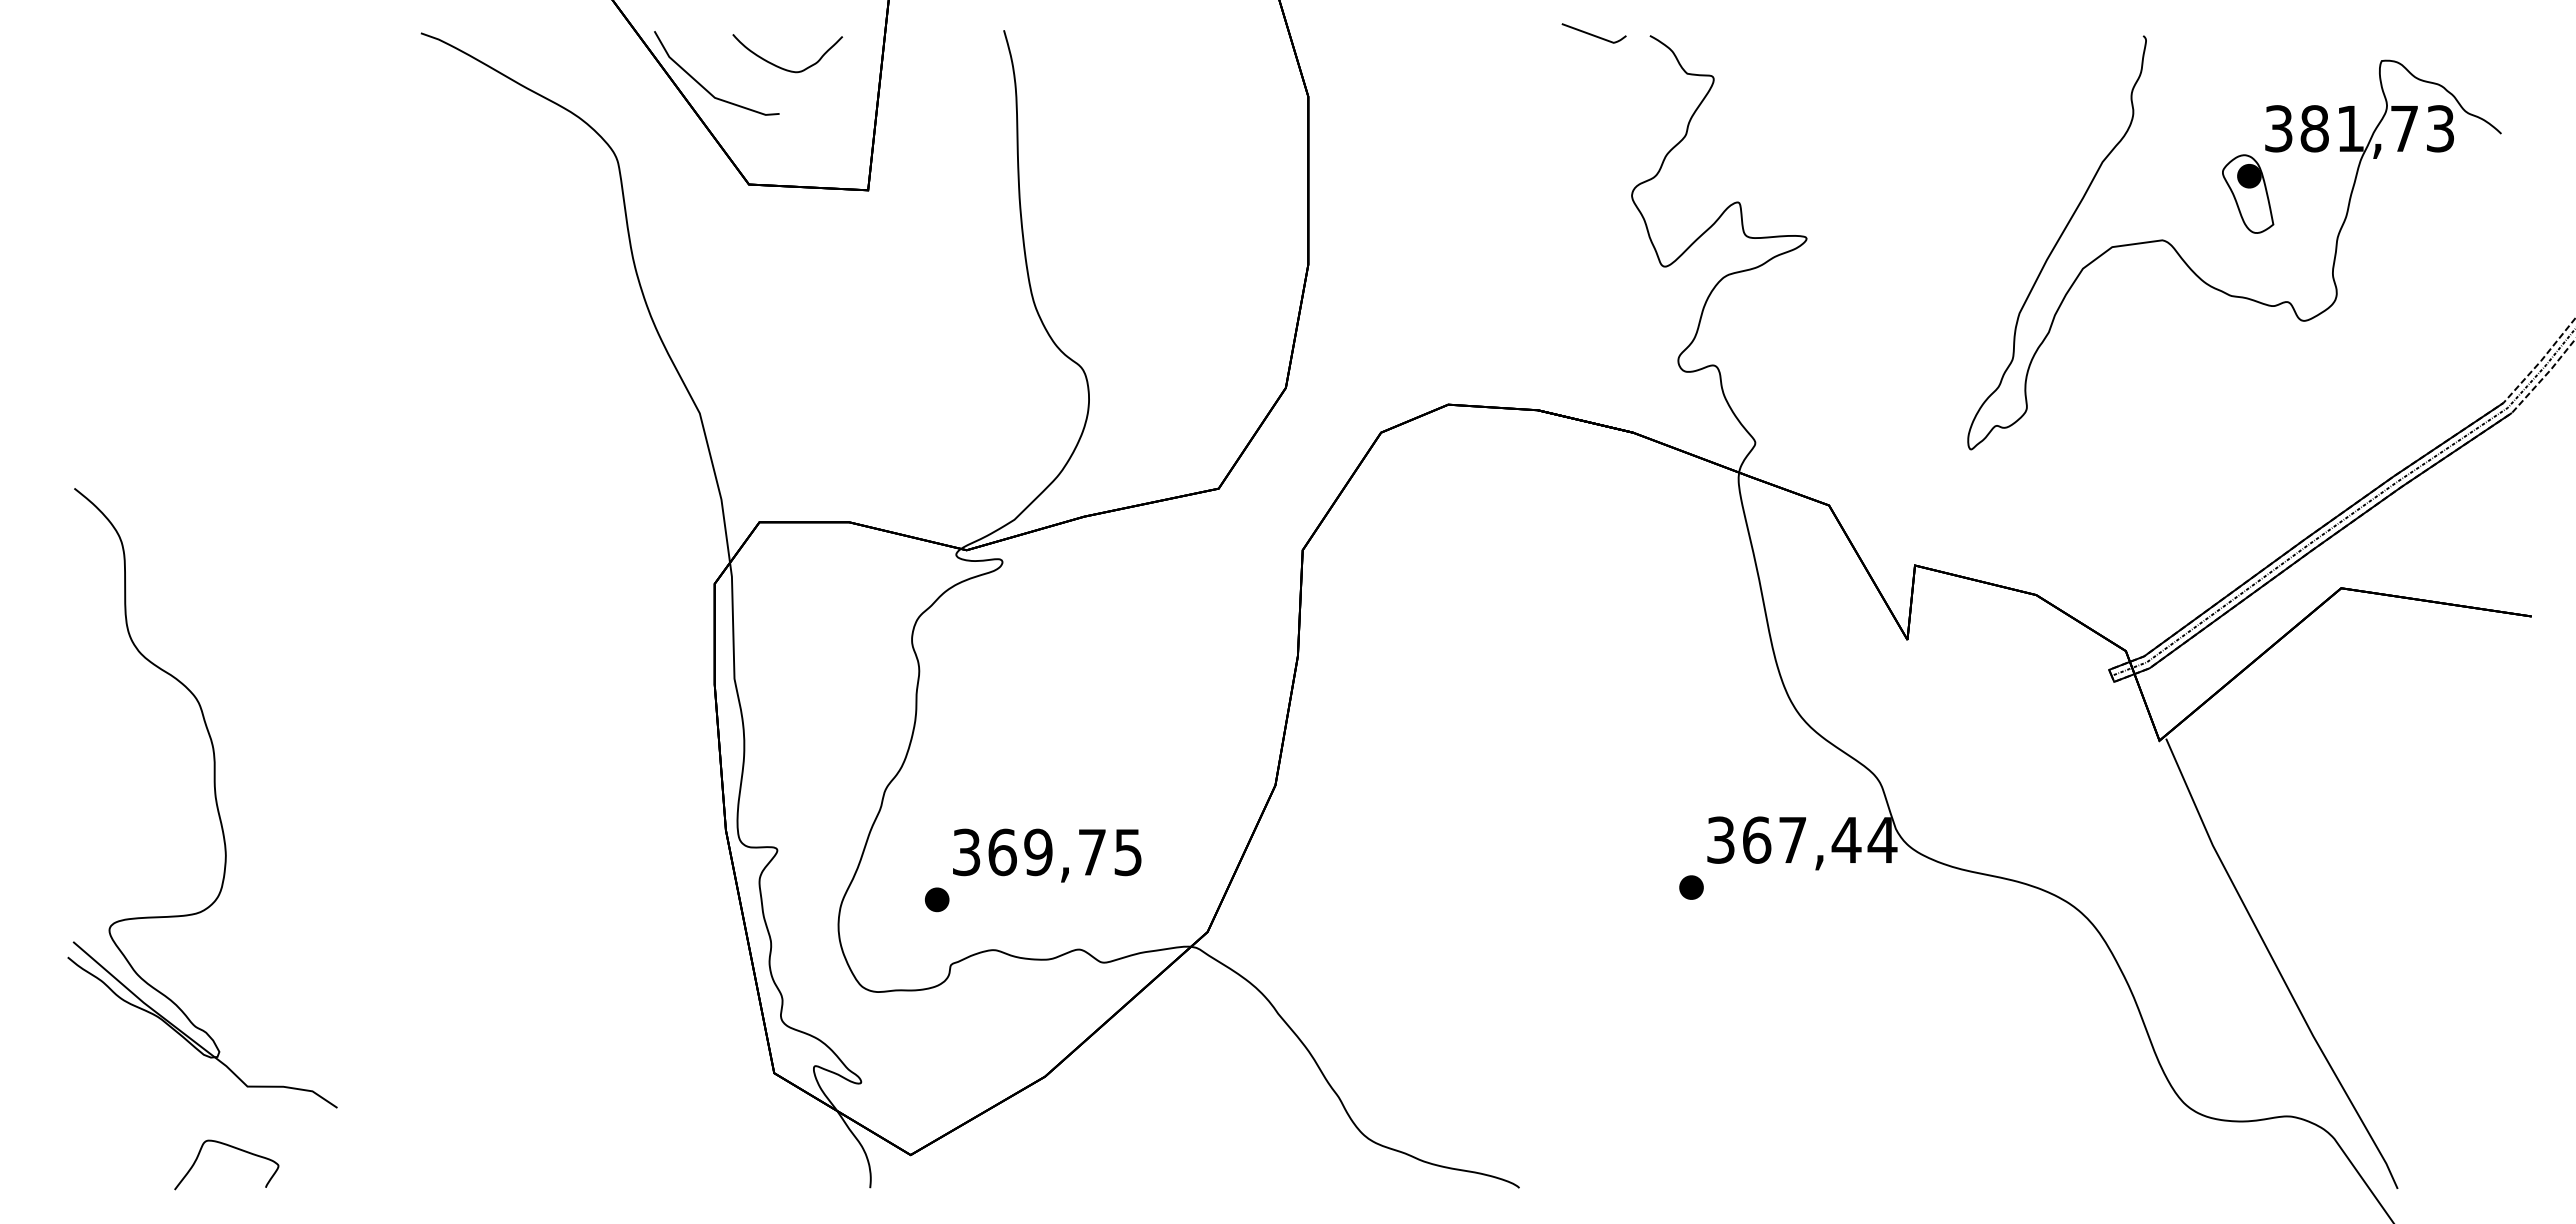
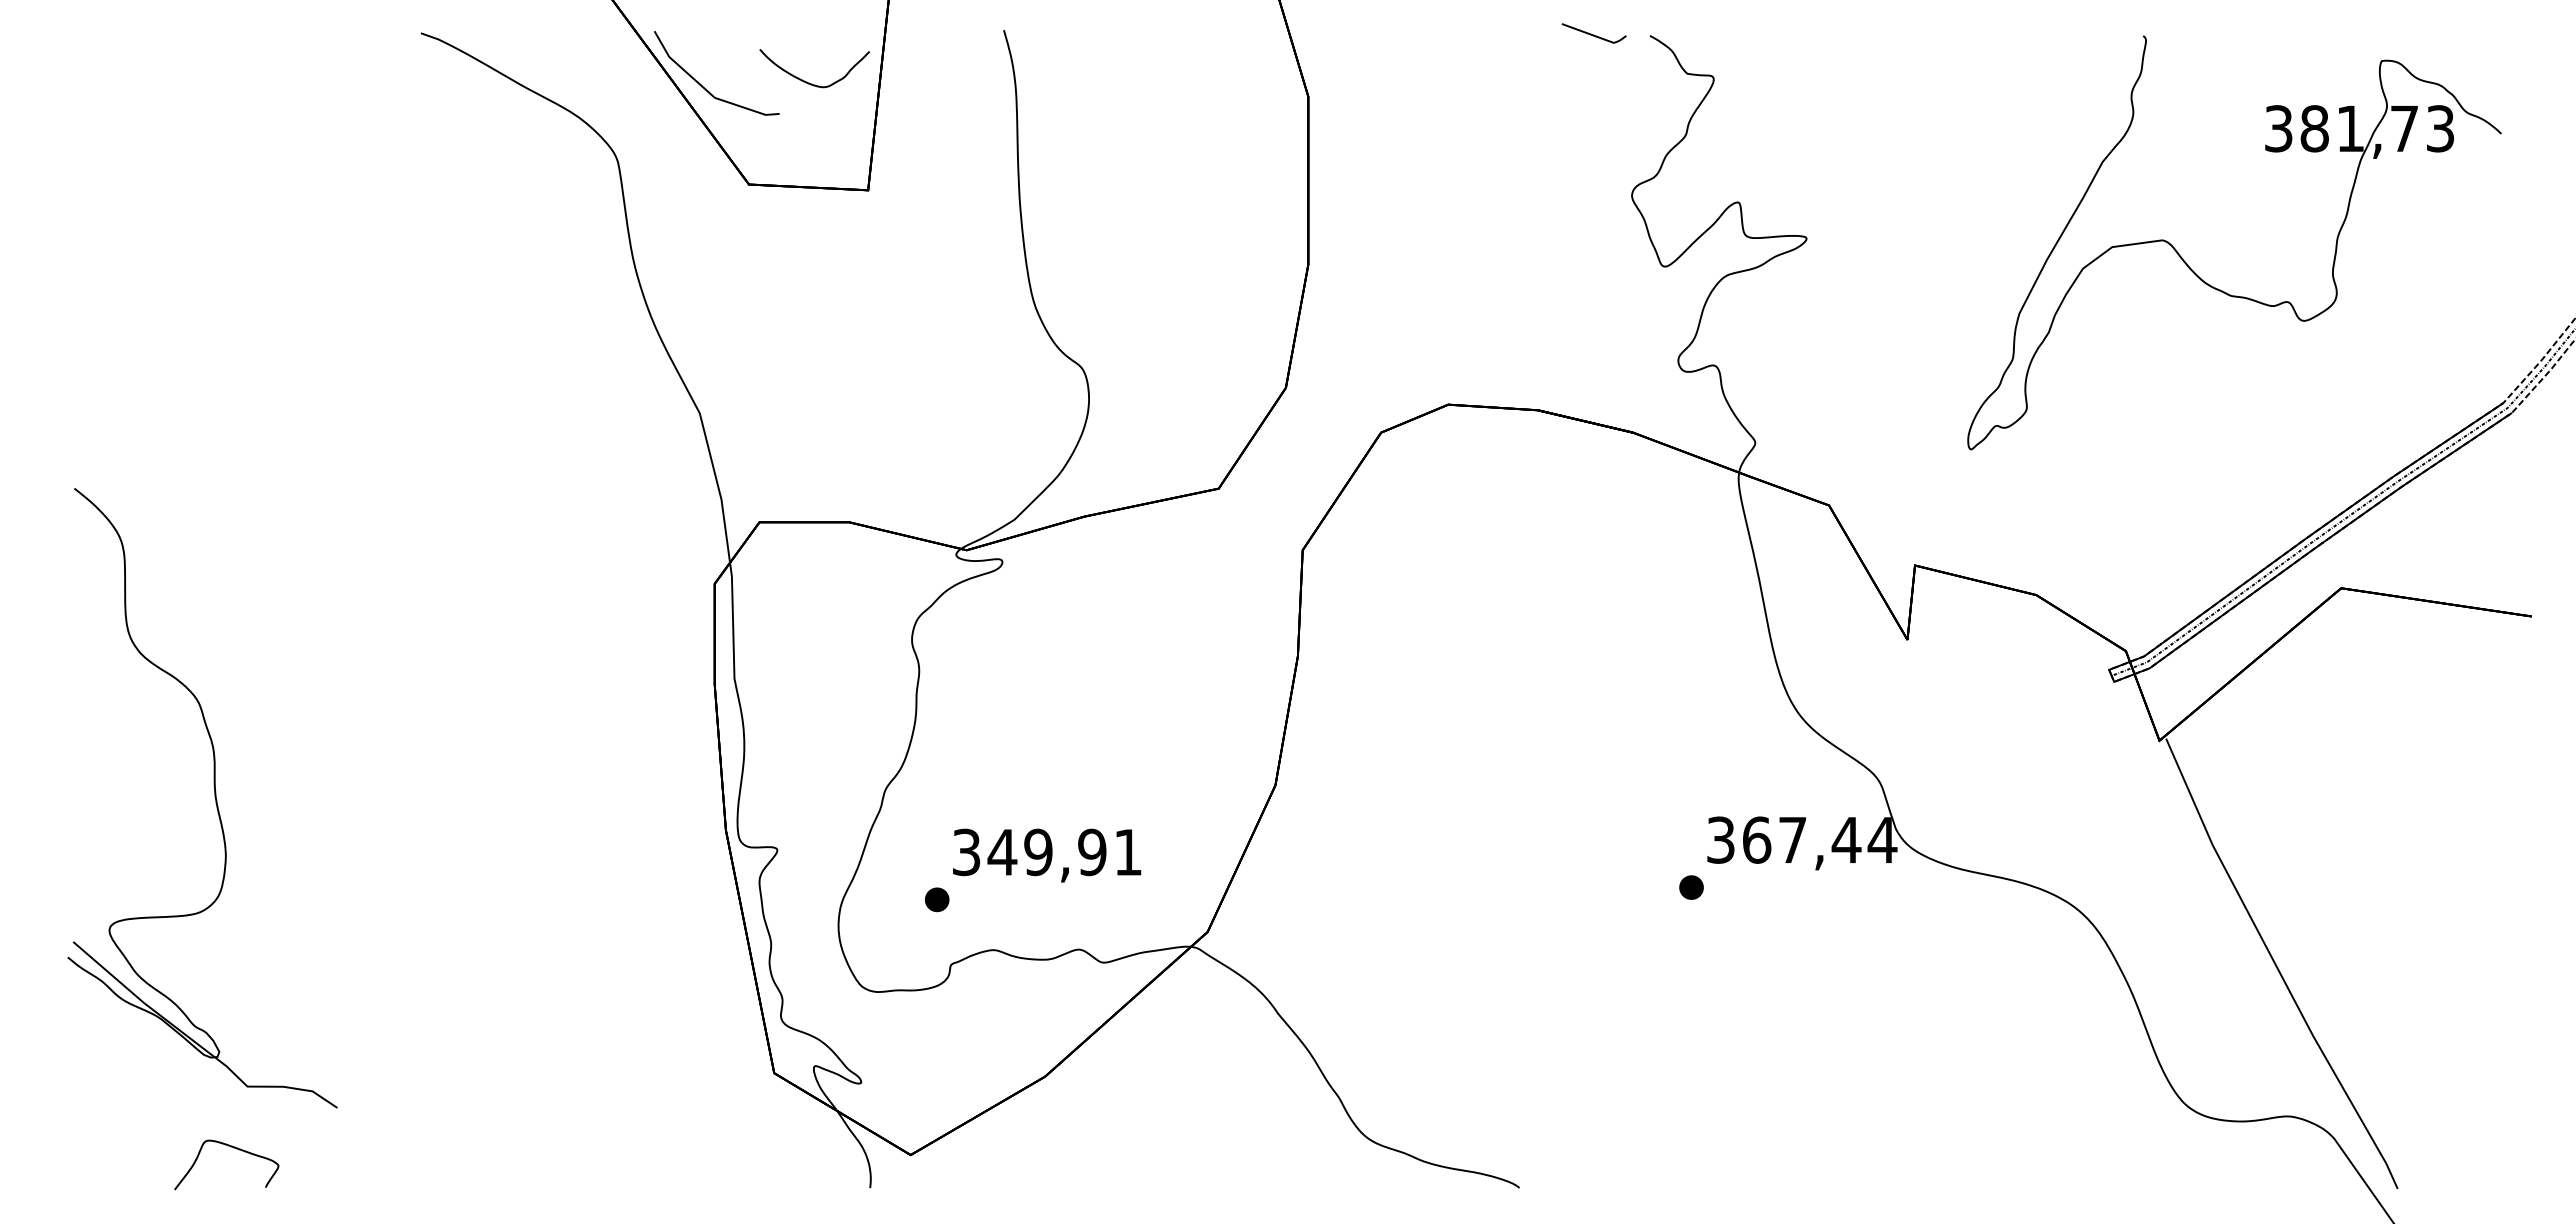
curve position: (782, 67) -> (809, 82) (809, 82)
part: present -> none (2248, 193)
text: 369,75 -> 349,91 (1064, 852)
